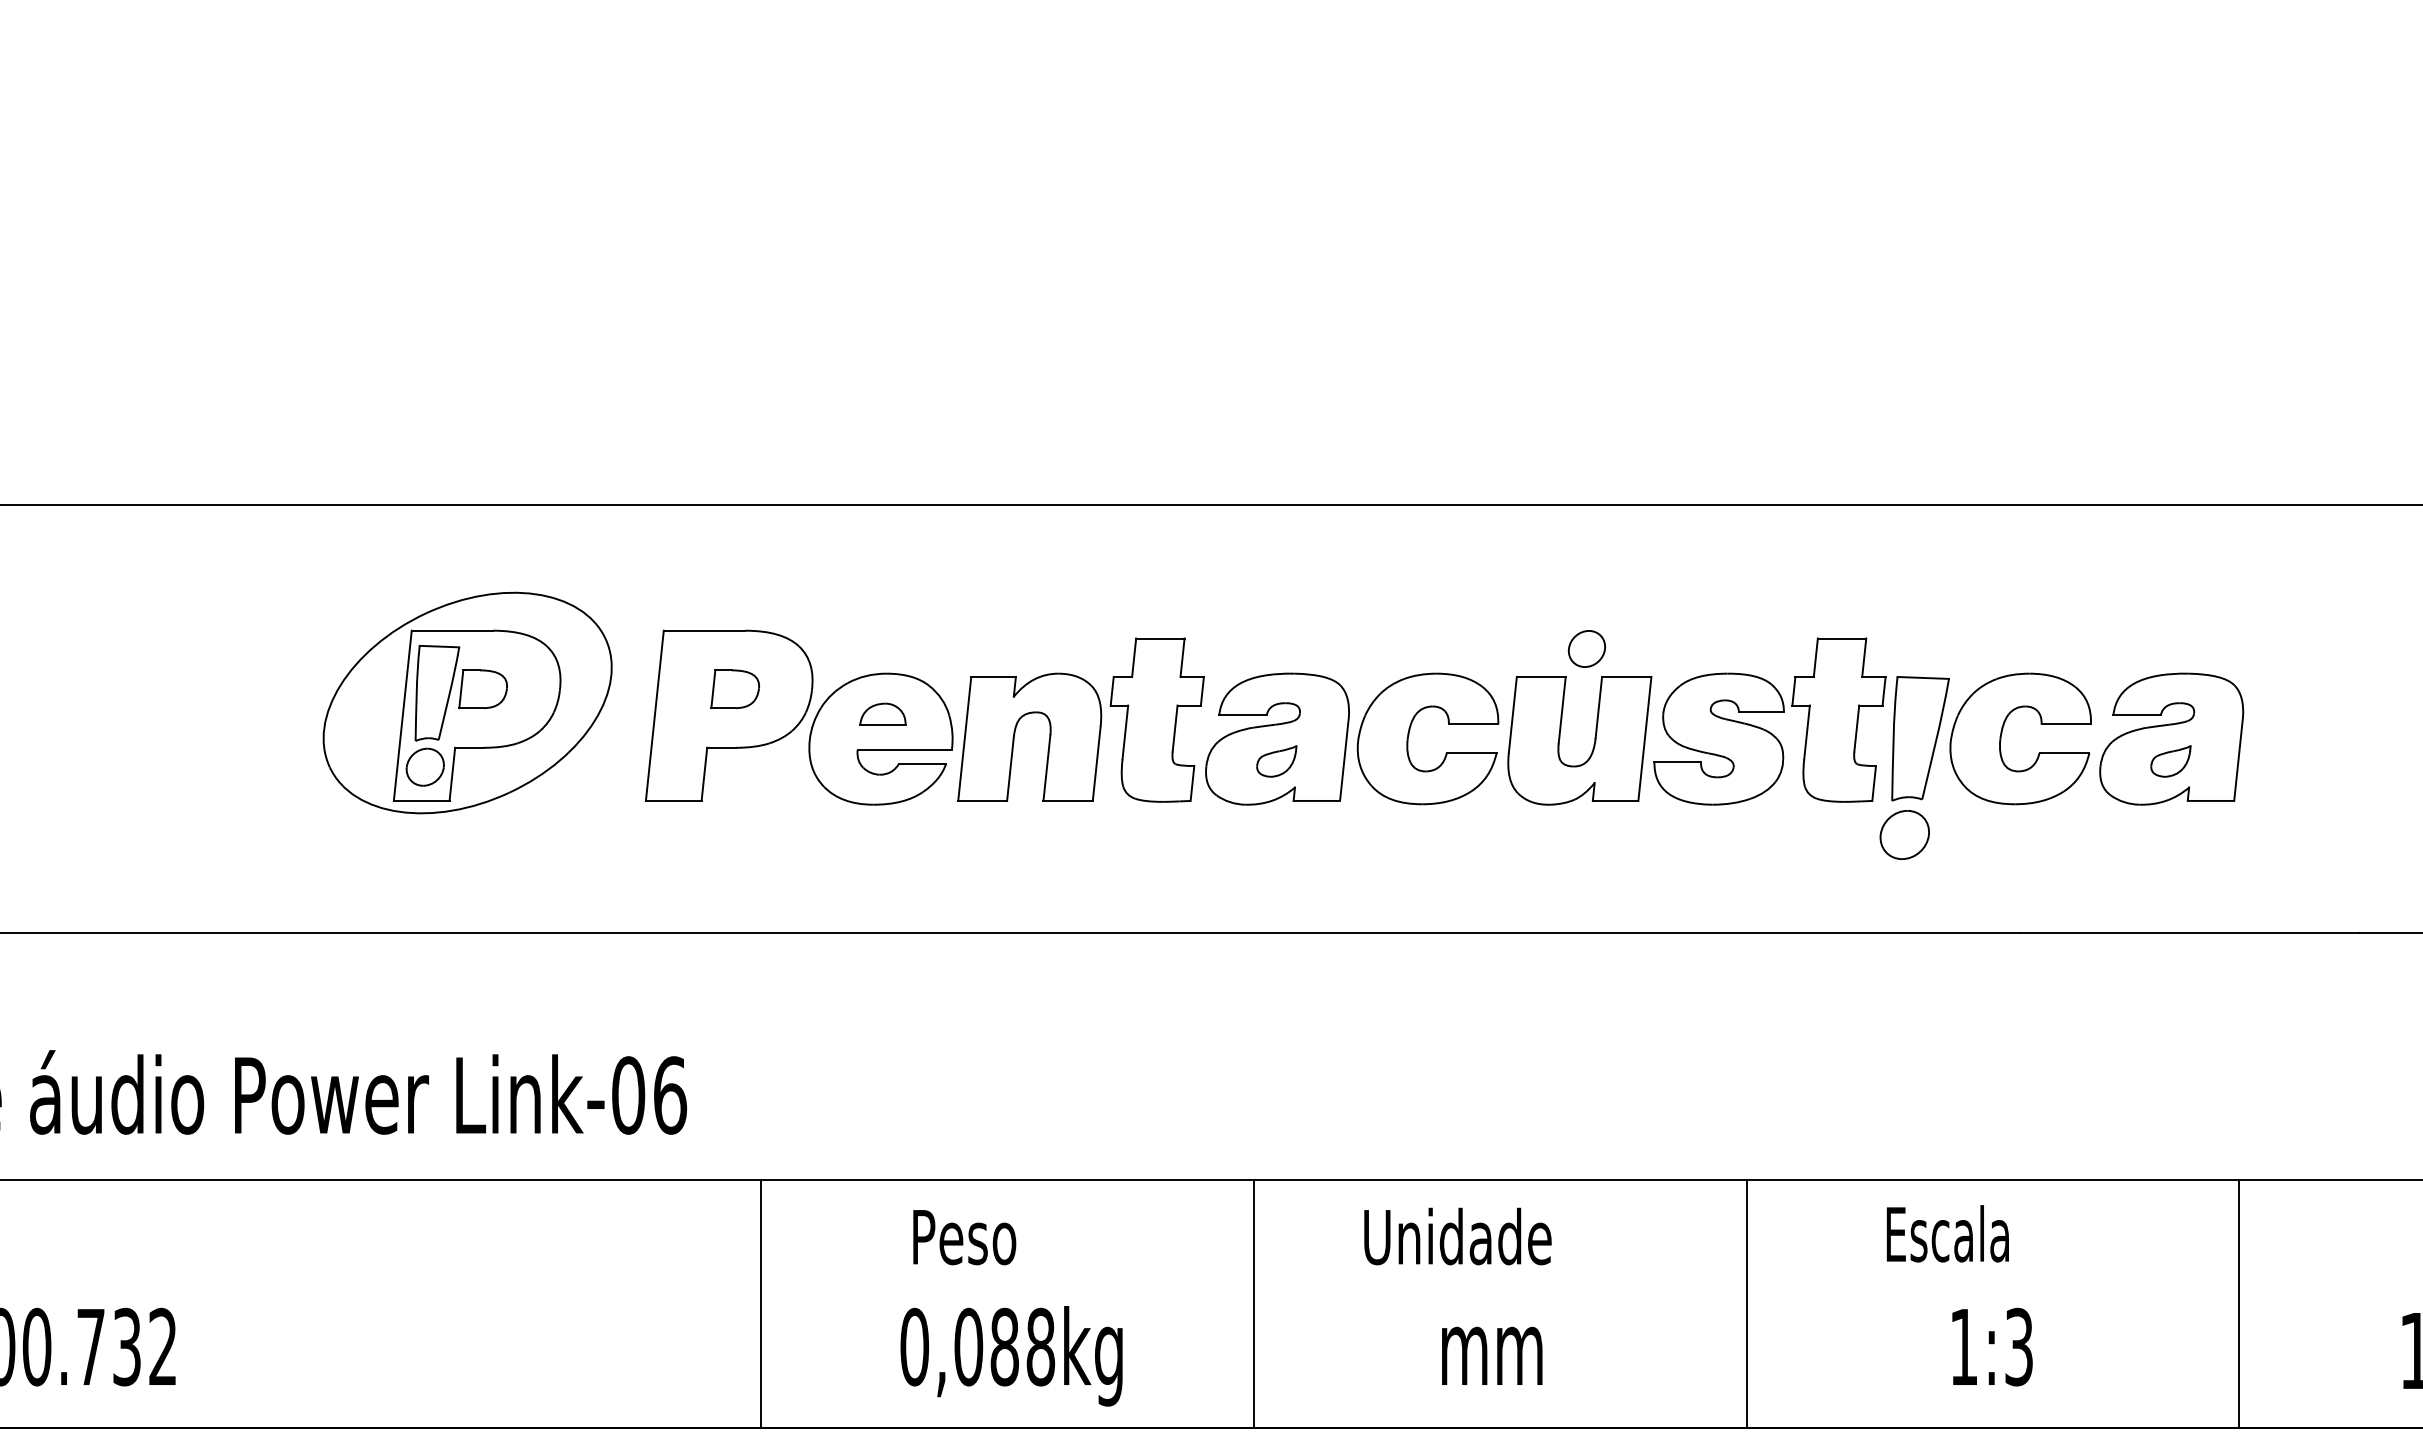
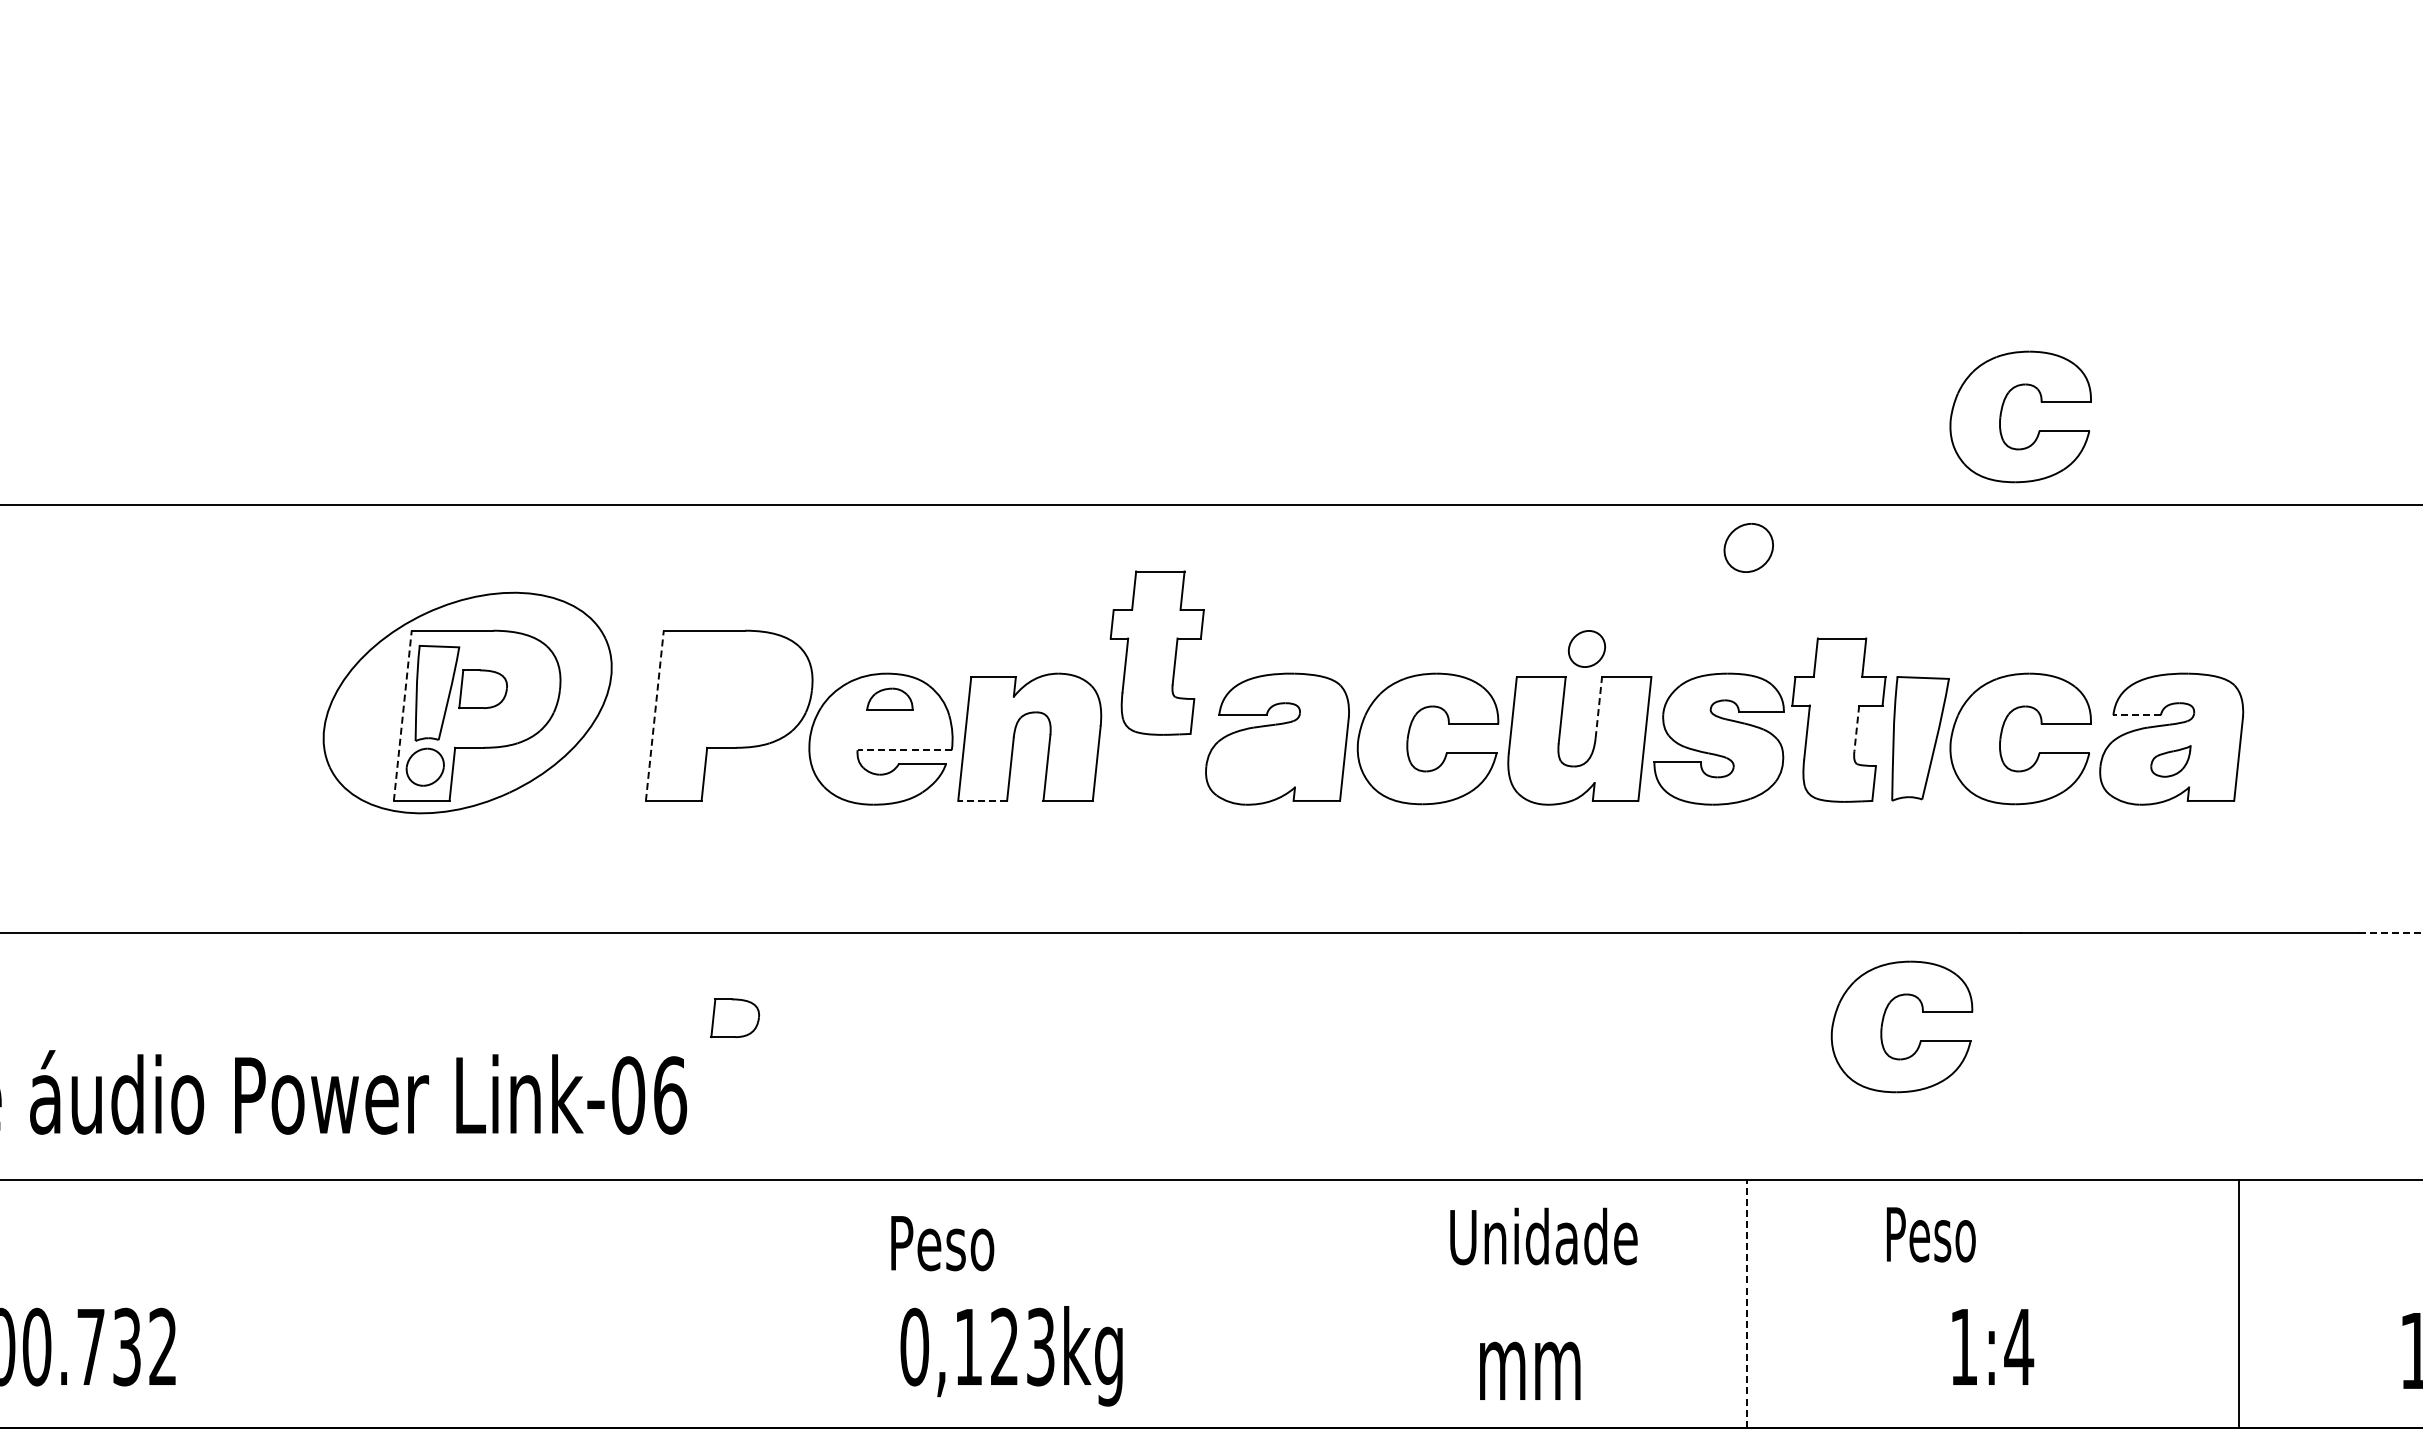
part: none -> present (2002, 411)
part position: (735, 689) -> (735, 1018) (735, 1018)
line: solid -> dashed (1598, 707)
part position: (882, 713) -> (889, 698) (889, 698)
line: solid -> dashed (402, 715)
line: solid -> dashed (654, 715)
line: solid -> dashed (2137, 715)
part position: (1156, 719) -> (1156, 652) (1156, 652)
line: solid -> dashed (1856, 729)
line: solid -> dashed (904, 750)
part: present -> none (1276, 761)
line: solid -> dashed (982, 800)
part position: (1904, 834) -> (1748, 547) (1748, 547)
line: solid -> dashed (2390, 932)
part: none -> present (1883, 1023)
text: Escala -> Peso (1949, 1233)
text position: (1457, 1236) -> (1543, 1236) (1543, 1236)
text position: (964, 1237) -> (942, 1243) (942, 1243)
line: present -> none (1253, 1302)
line: present -> none (761, 1303)
line: solid -> dashed (1746, 1303)
text: 0,088kg -> 0,123kg (1004, 1346)
text: 1:3 -> 1:4 (2019, 1346)
text position: (1492, 1355) -> (1530, 1370) (1530, 1370)
